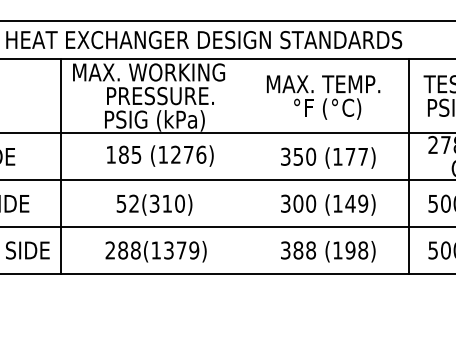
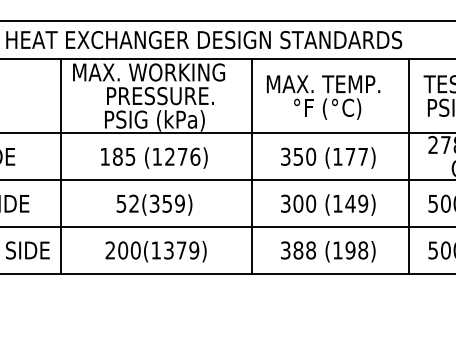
text position: (160, 155) -> (154, 157) (154, 157)
line: none -> present (252, 165)
text: 52(310) -> 52(359) (173, 203)
text: 288(1379) -> 200(1379) (129, 250)
